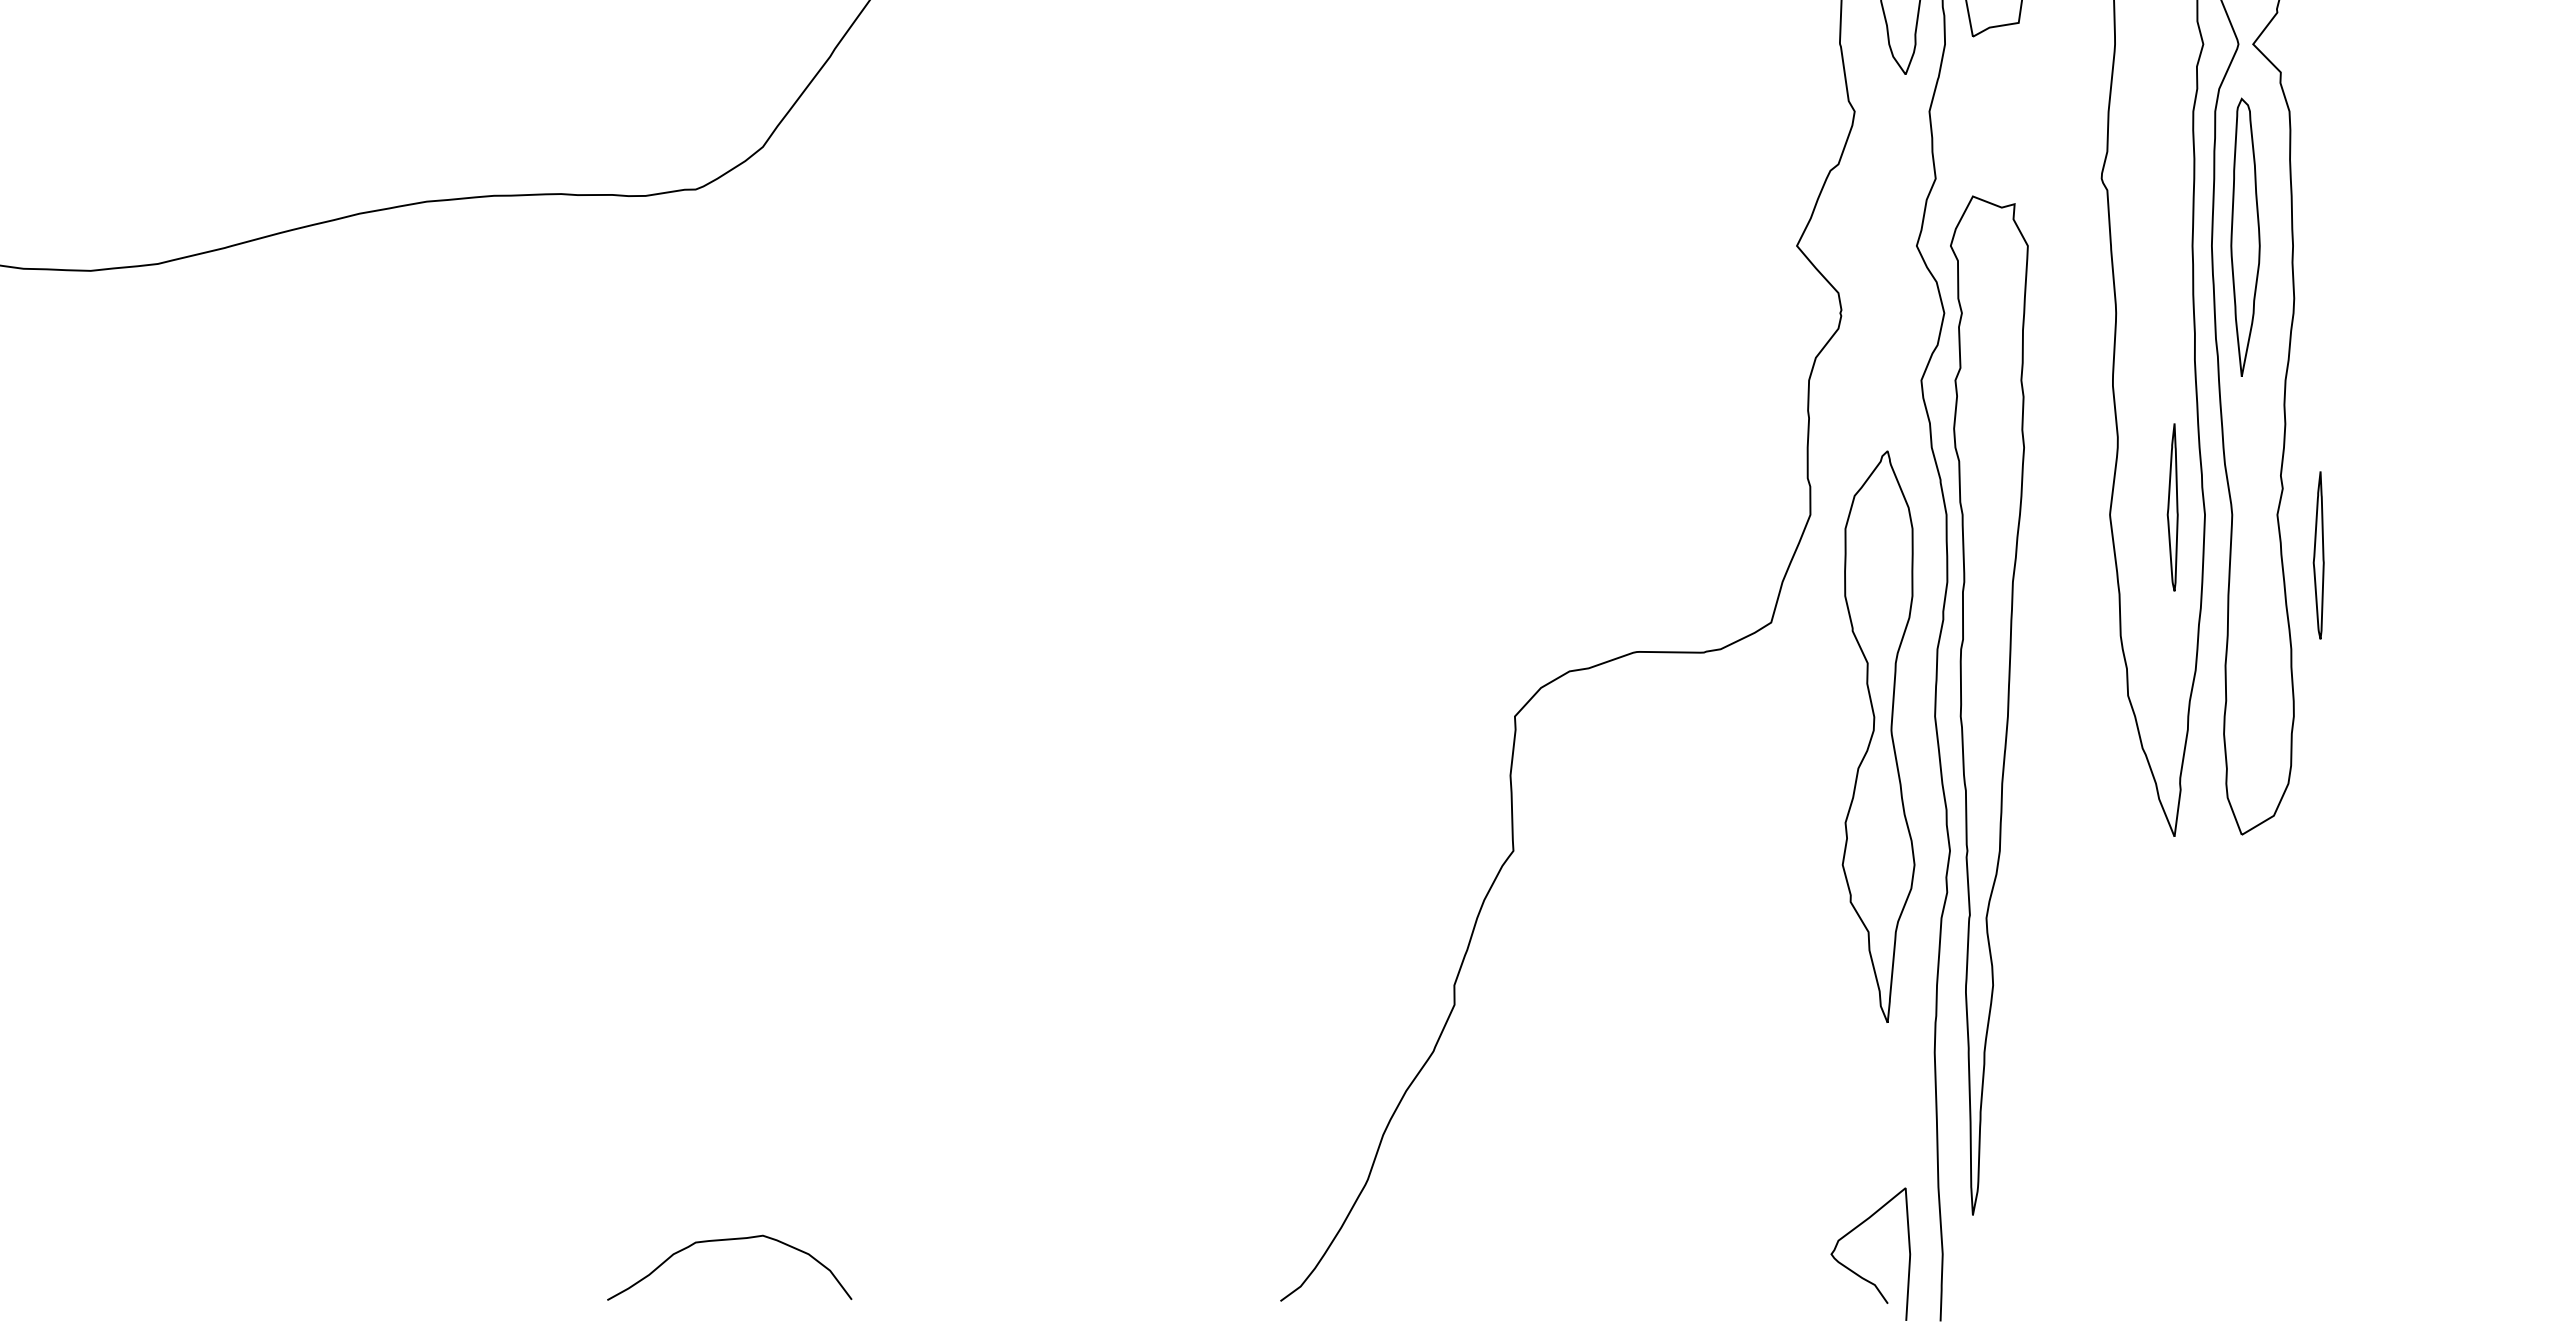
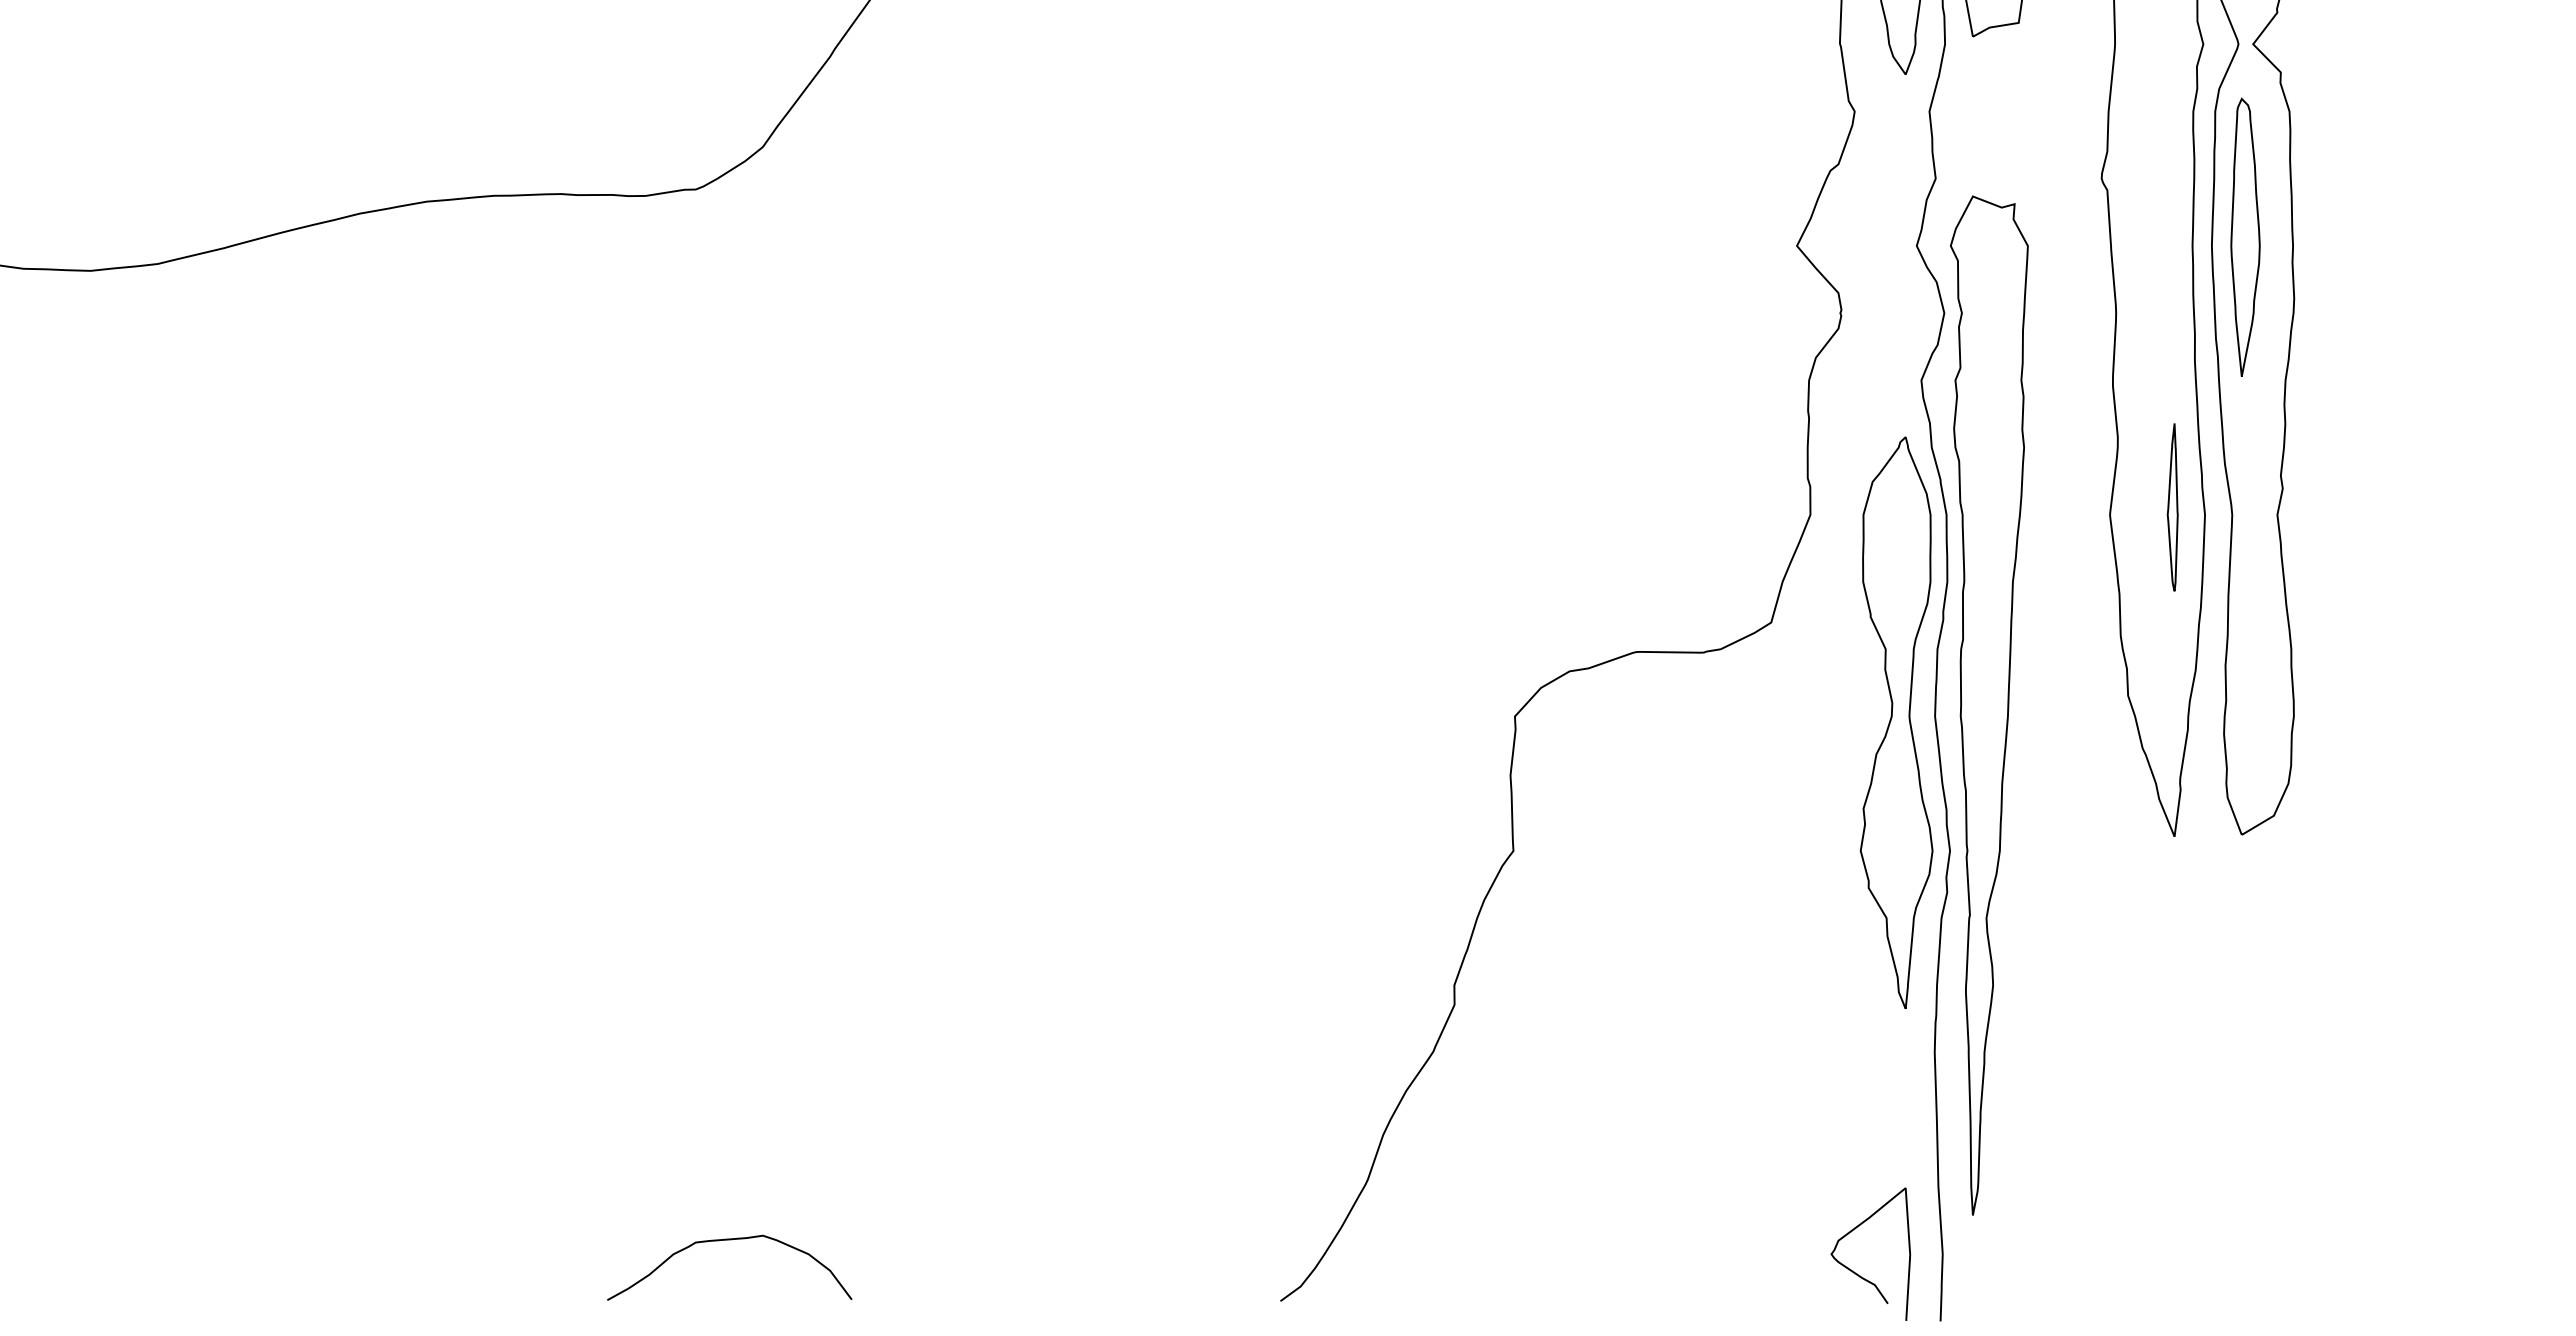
part: present -> none (2318, 555)
part position: (1878, 736) -> (1896, 722) (1896, 722)
